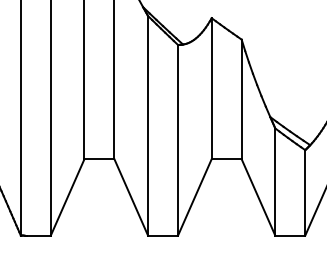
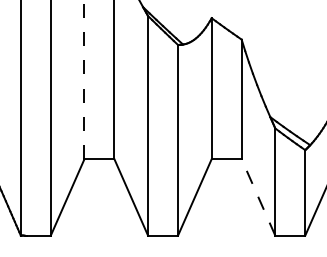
line: solid -> dashed (84, 79)
line: solid -> dashed (258, 197)
